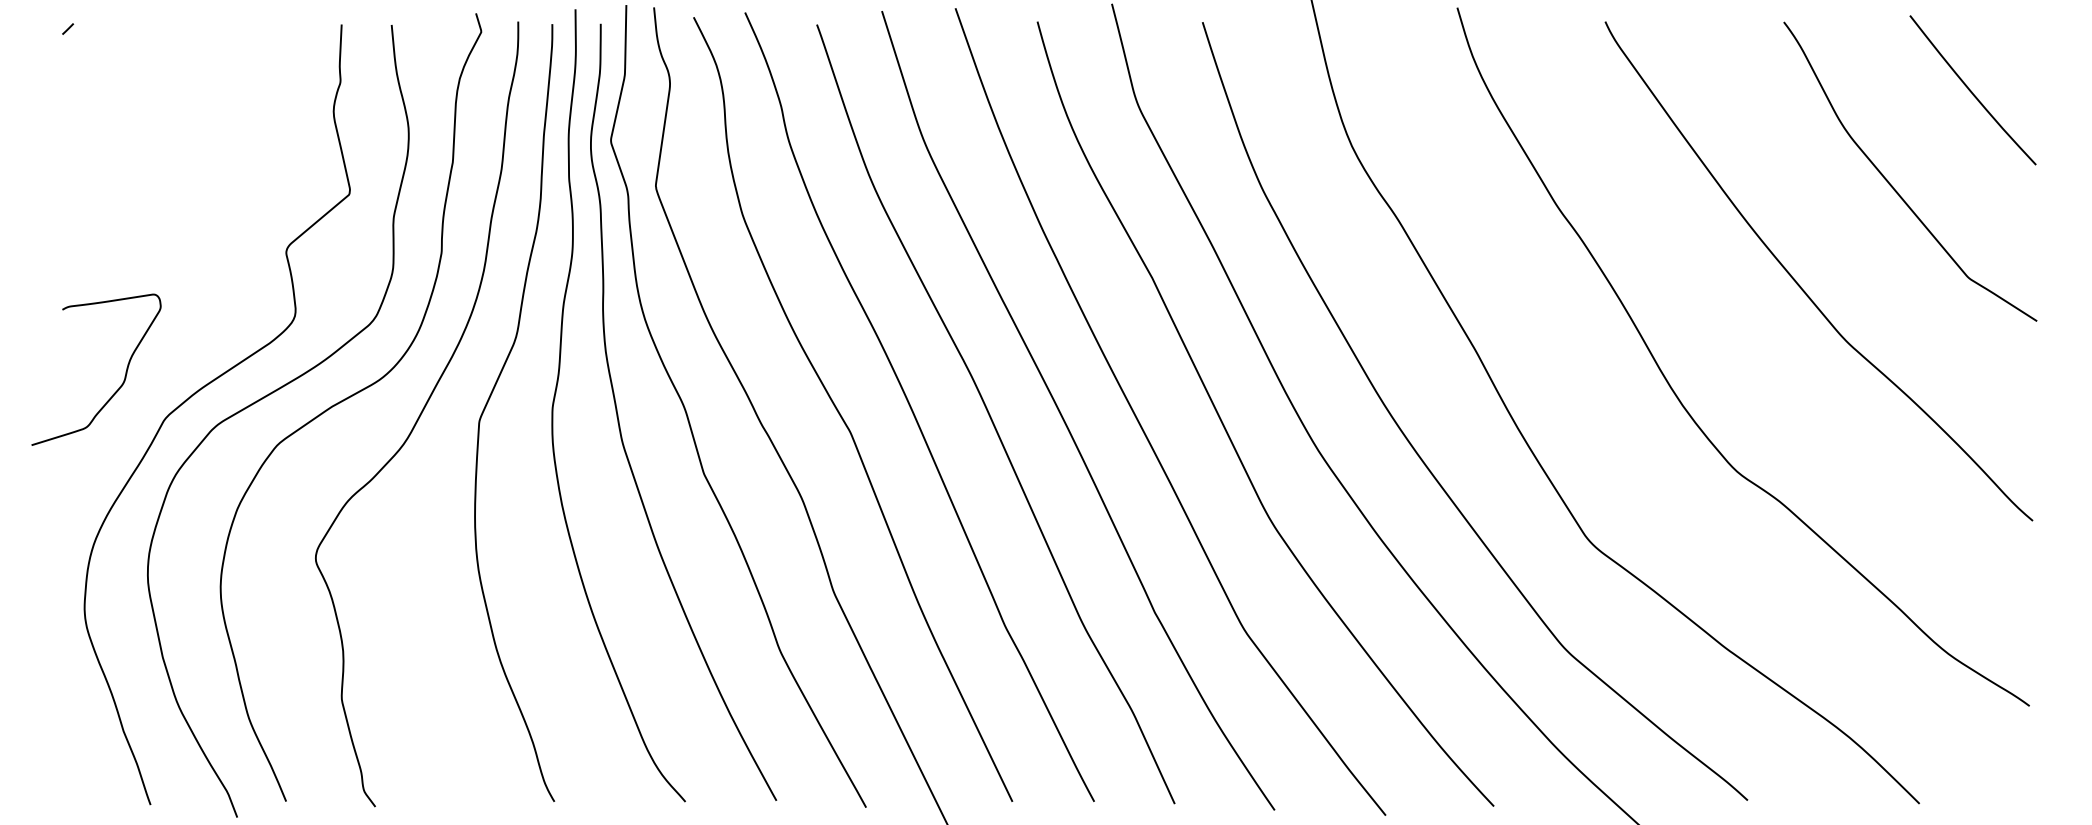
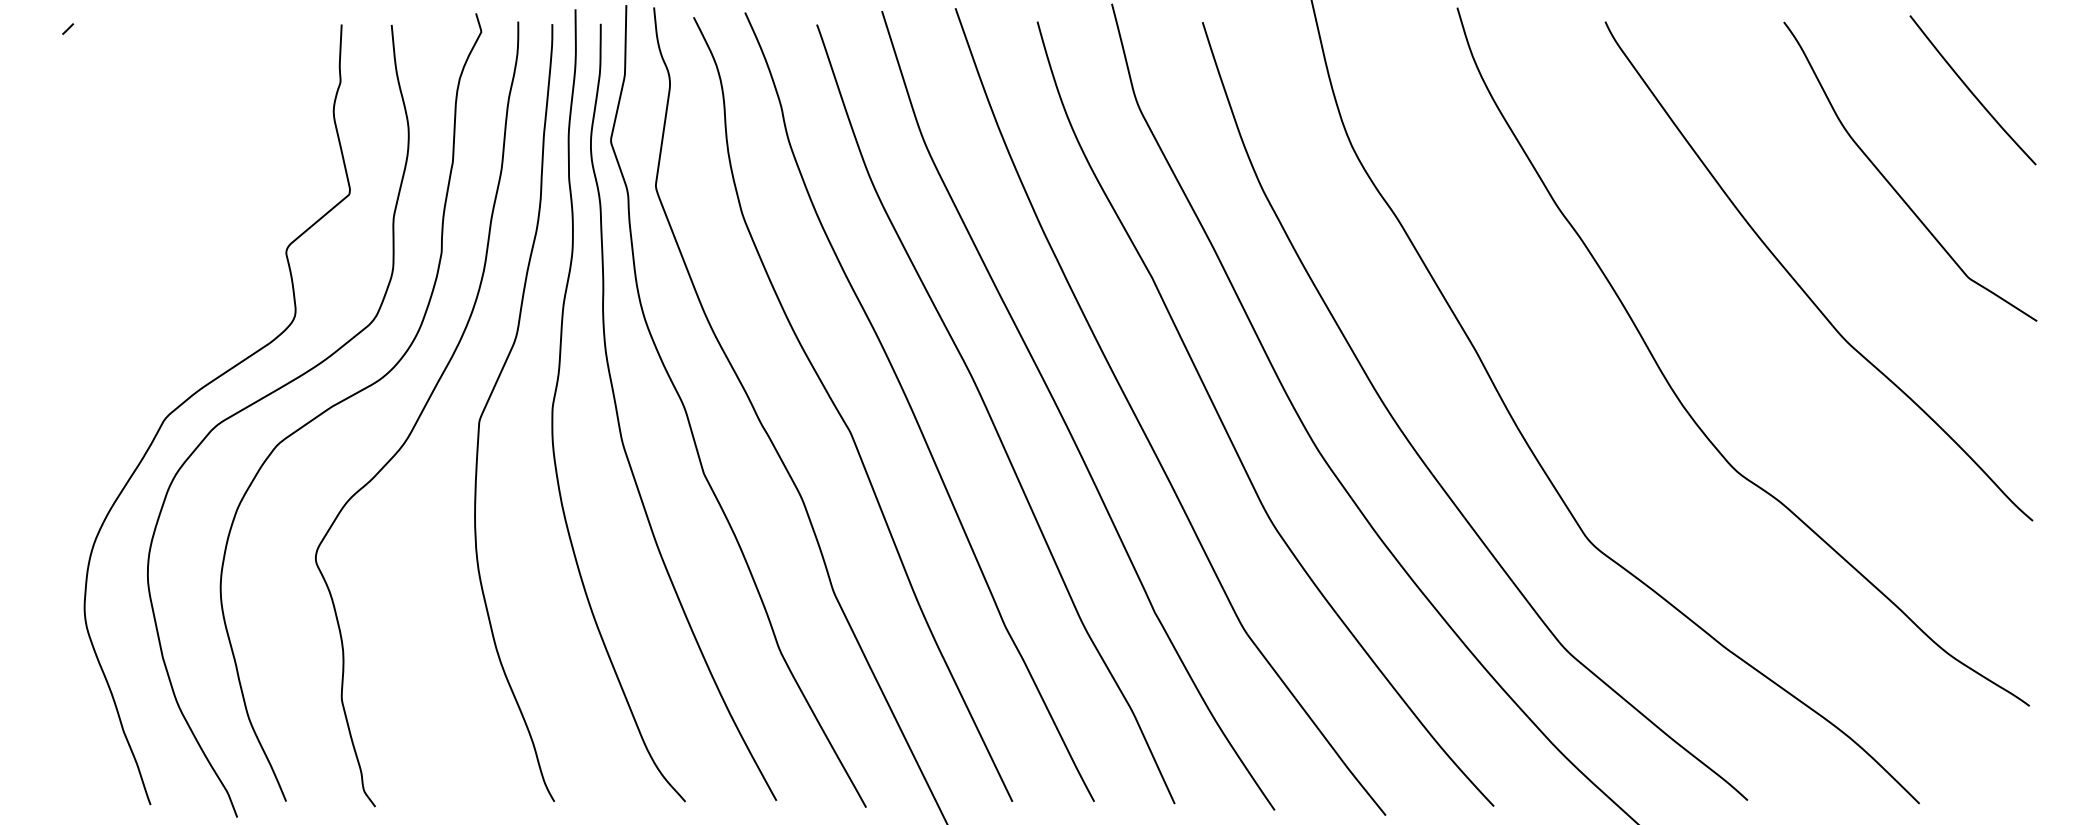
curve: present -> none (119, 386)
